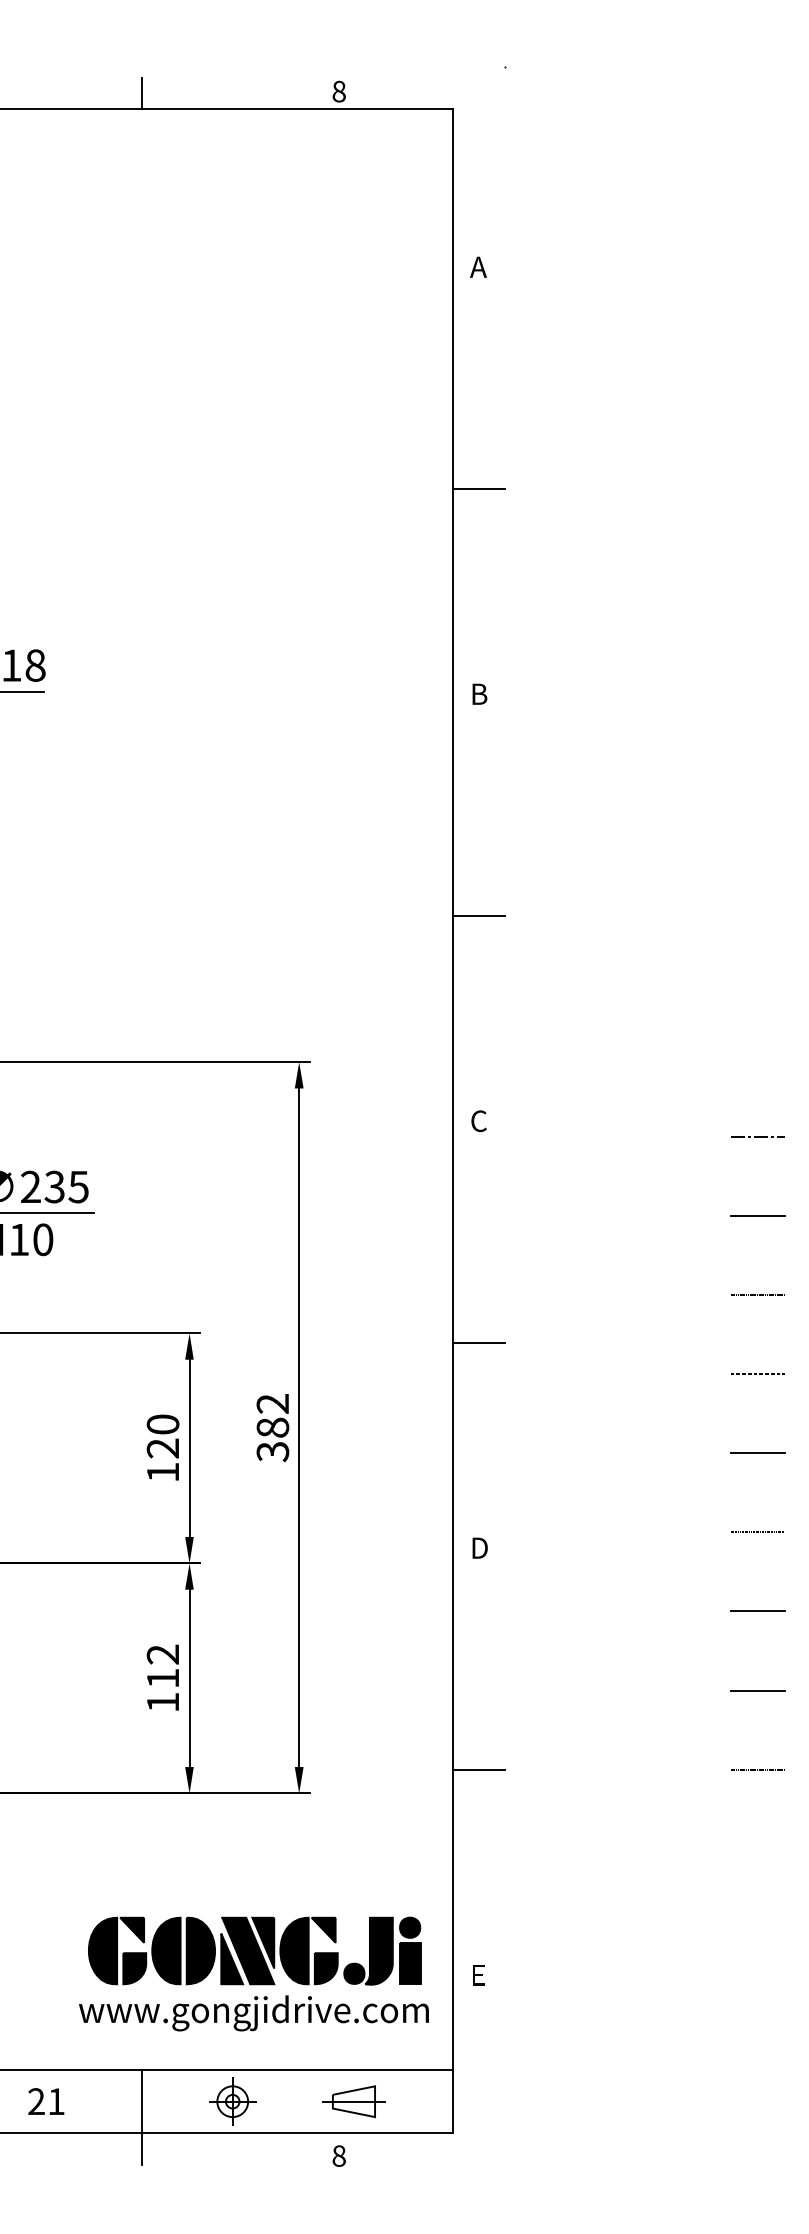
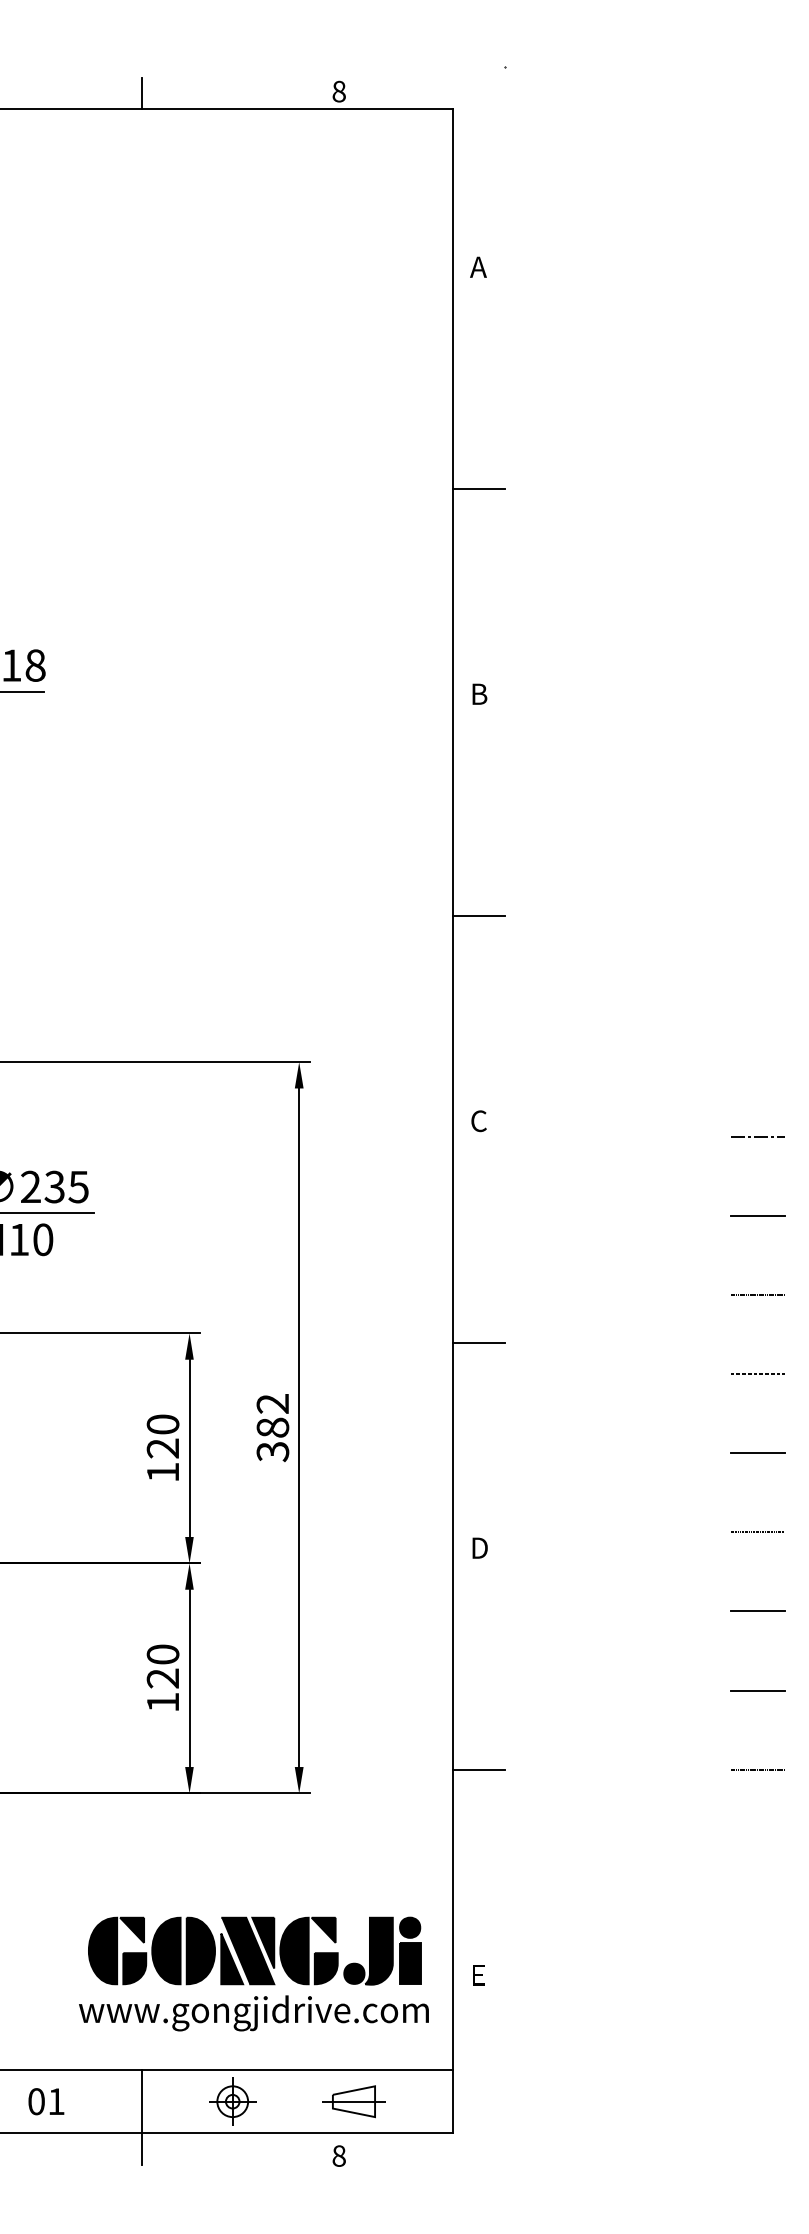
text: 112 -> 120 (162, 1666)
text: 21 -> 01 (36, 2101)
